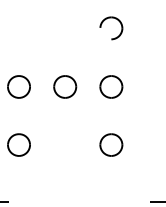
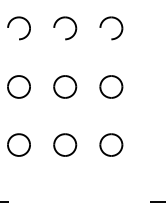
part: none -> present (9, 26)
part: none -> present (73, 33)
part: none -> present (65, 144)
